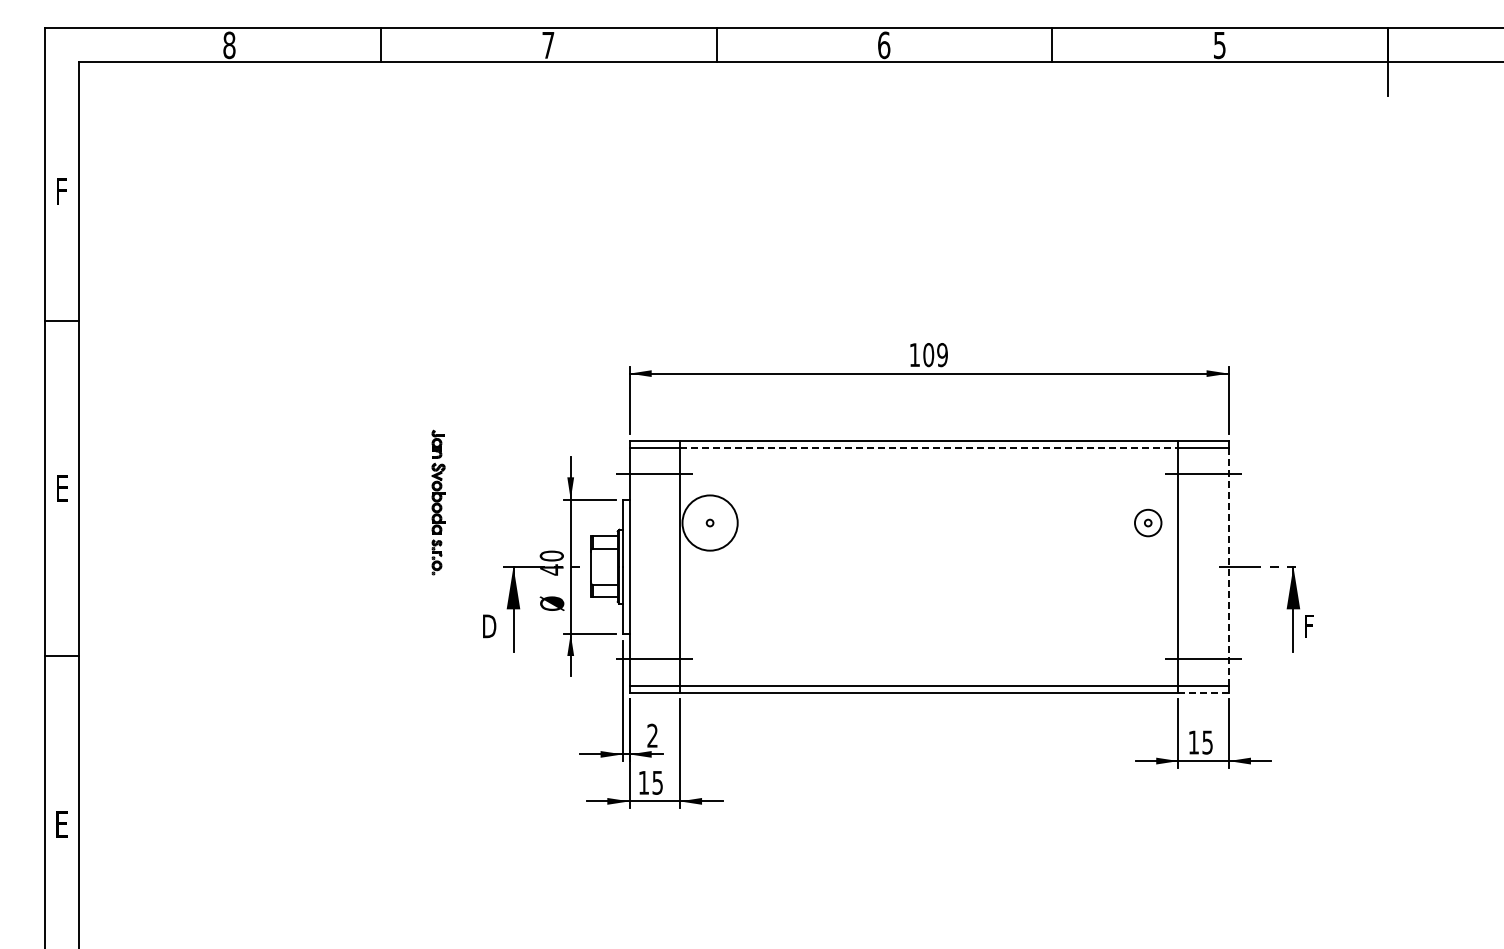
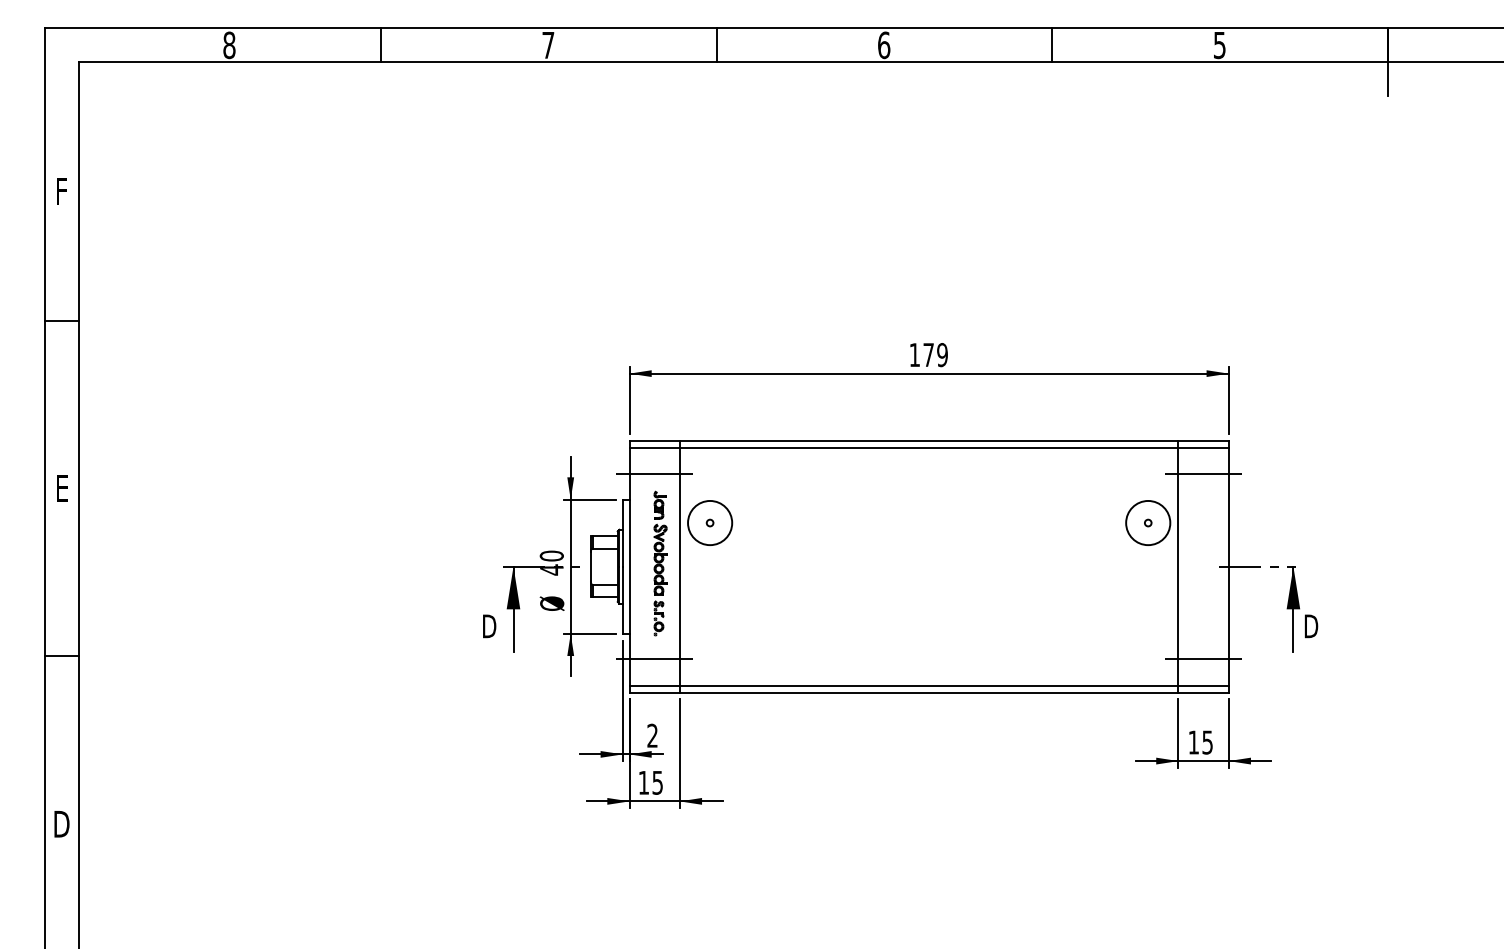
text: 109 -> 179 (928, 355)
line: dashed -> solid (929, 447)
part position: (438, 502) -> (660, 563) (660, 563)
circle diameter: 55 px -> 44 px (710, 522)
circle diameter: 27 px -> 44 px (1148, 522)
line: dashed -> solid (1228, 567)
text: F -> D (1311, 626)
line: dashed -> solid (1204, 692)
text: E -> D (61, 824)
